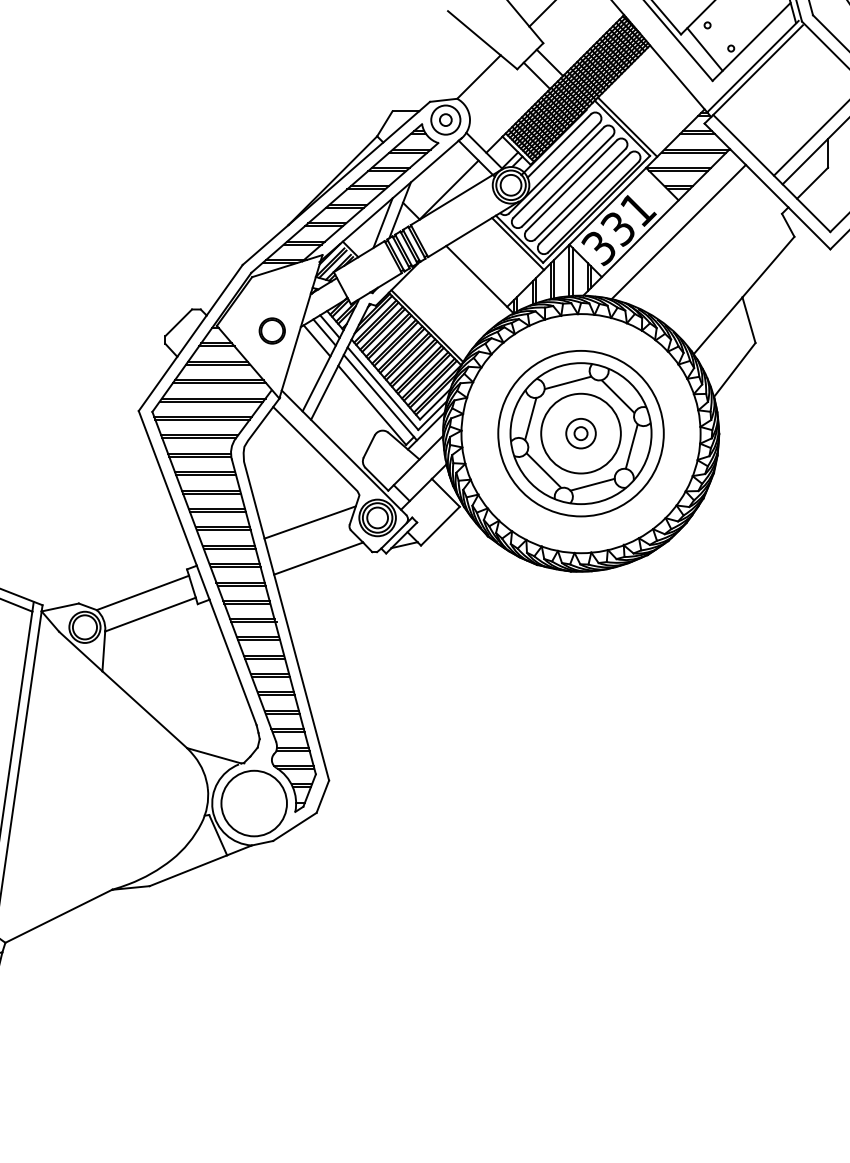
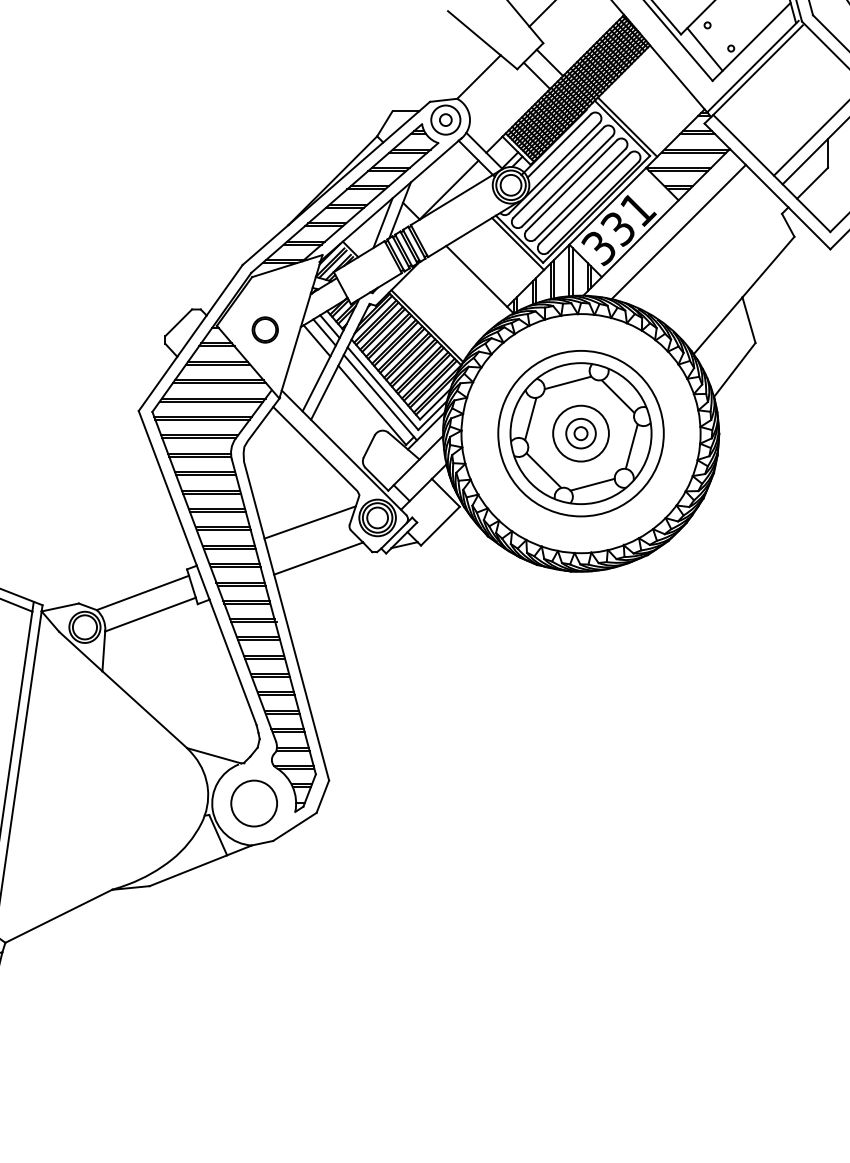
part position: (271, 330) -> (264, 329) (264, 329)
circle diameter: 80 px -> 56 px (580, 433)
circle diameter: 66 px -> 46 px (254, 803)
